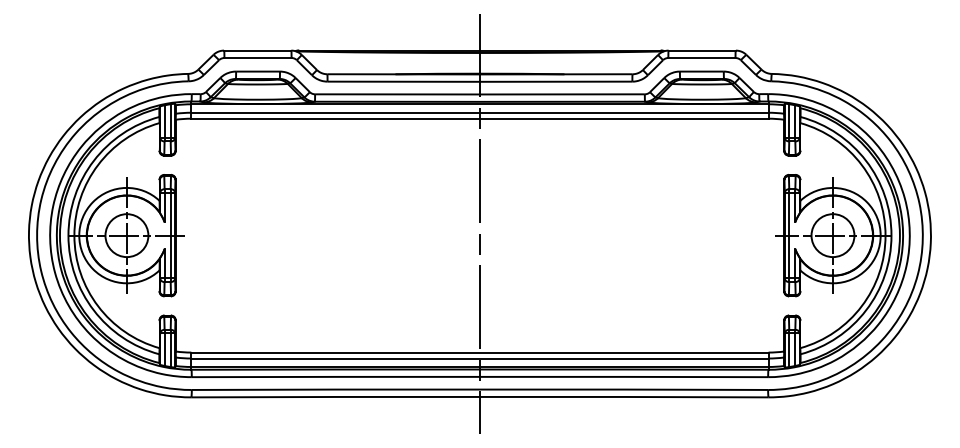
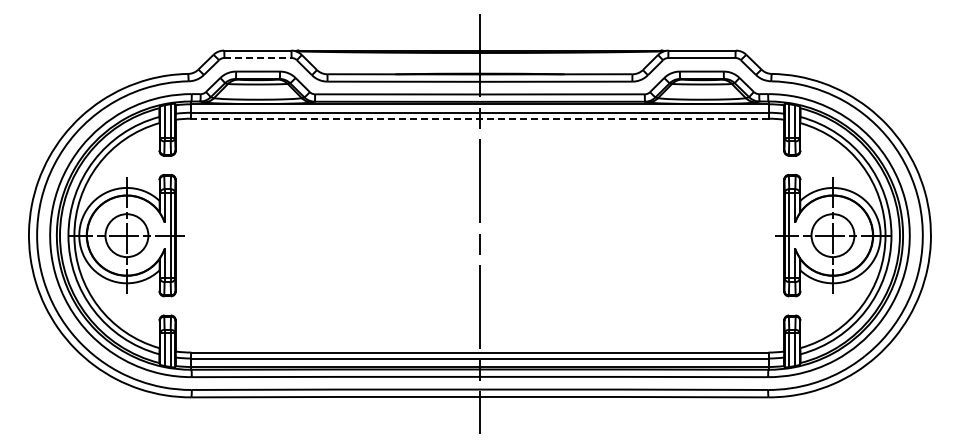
line: solid -> dashed (258, 58)
line: solid -> dashed (479, 118)
